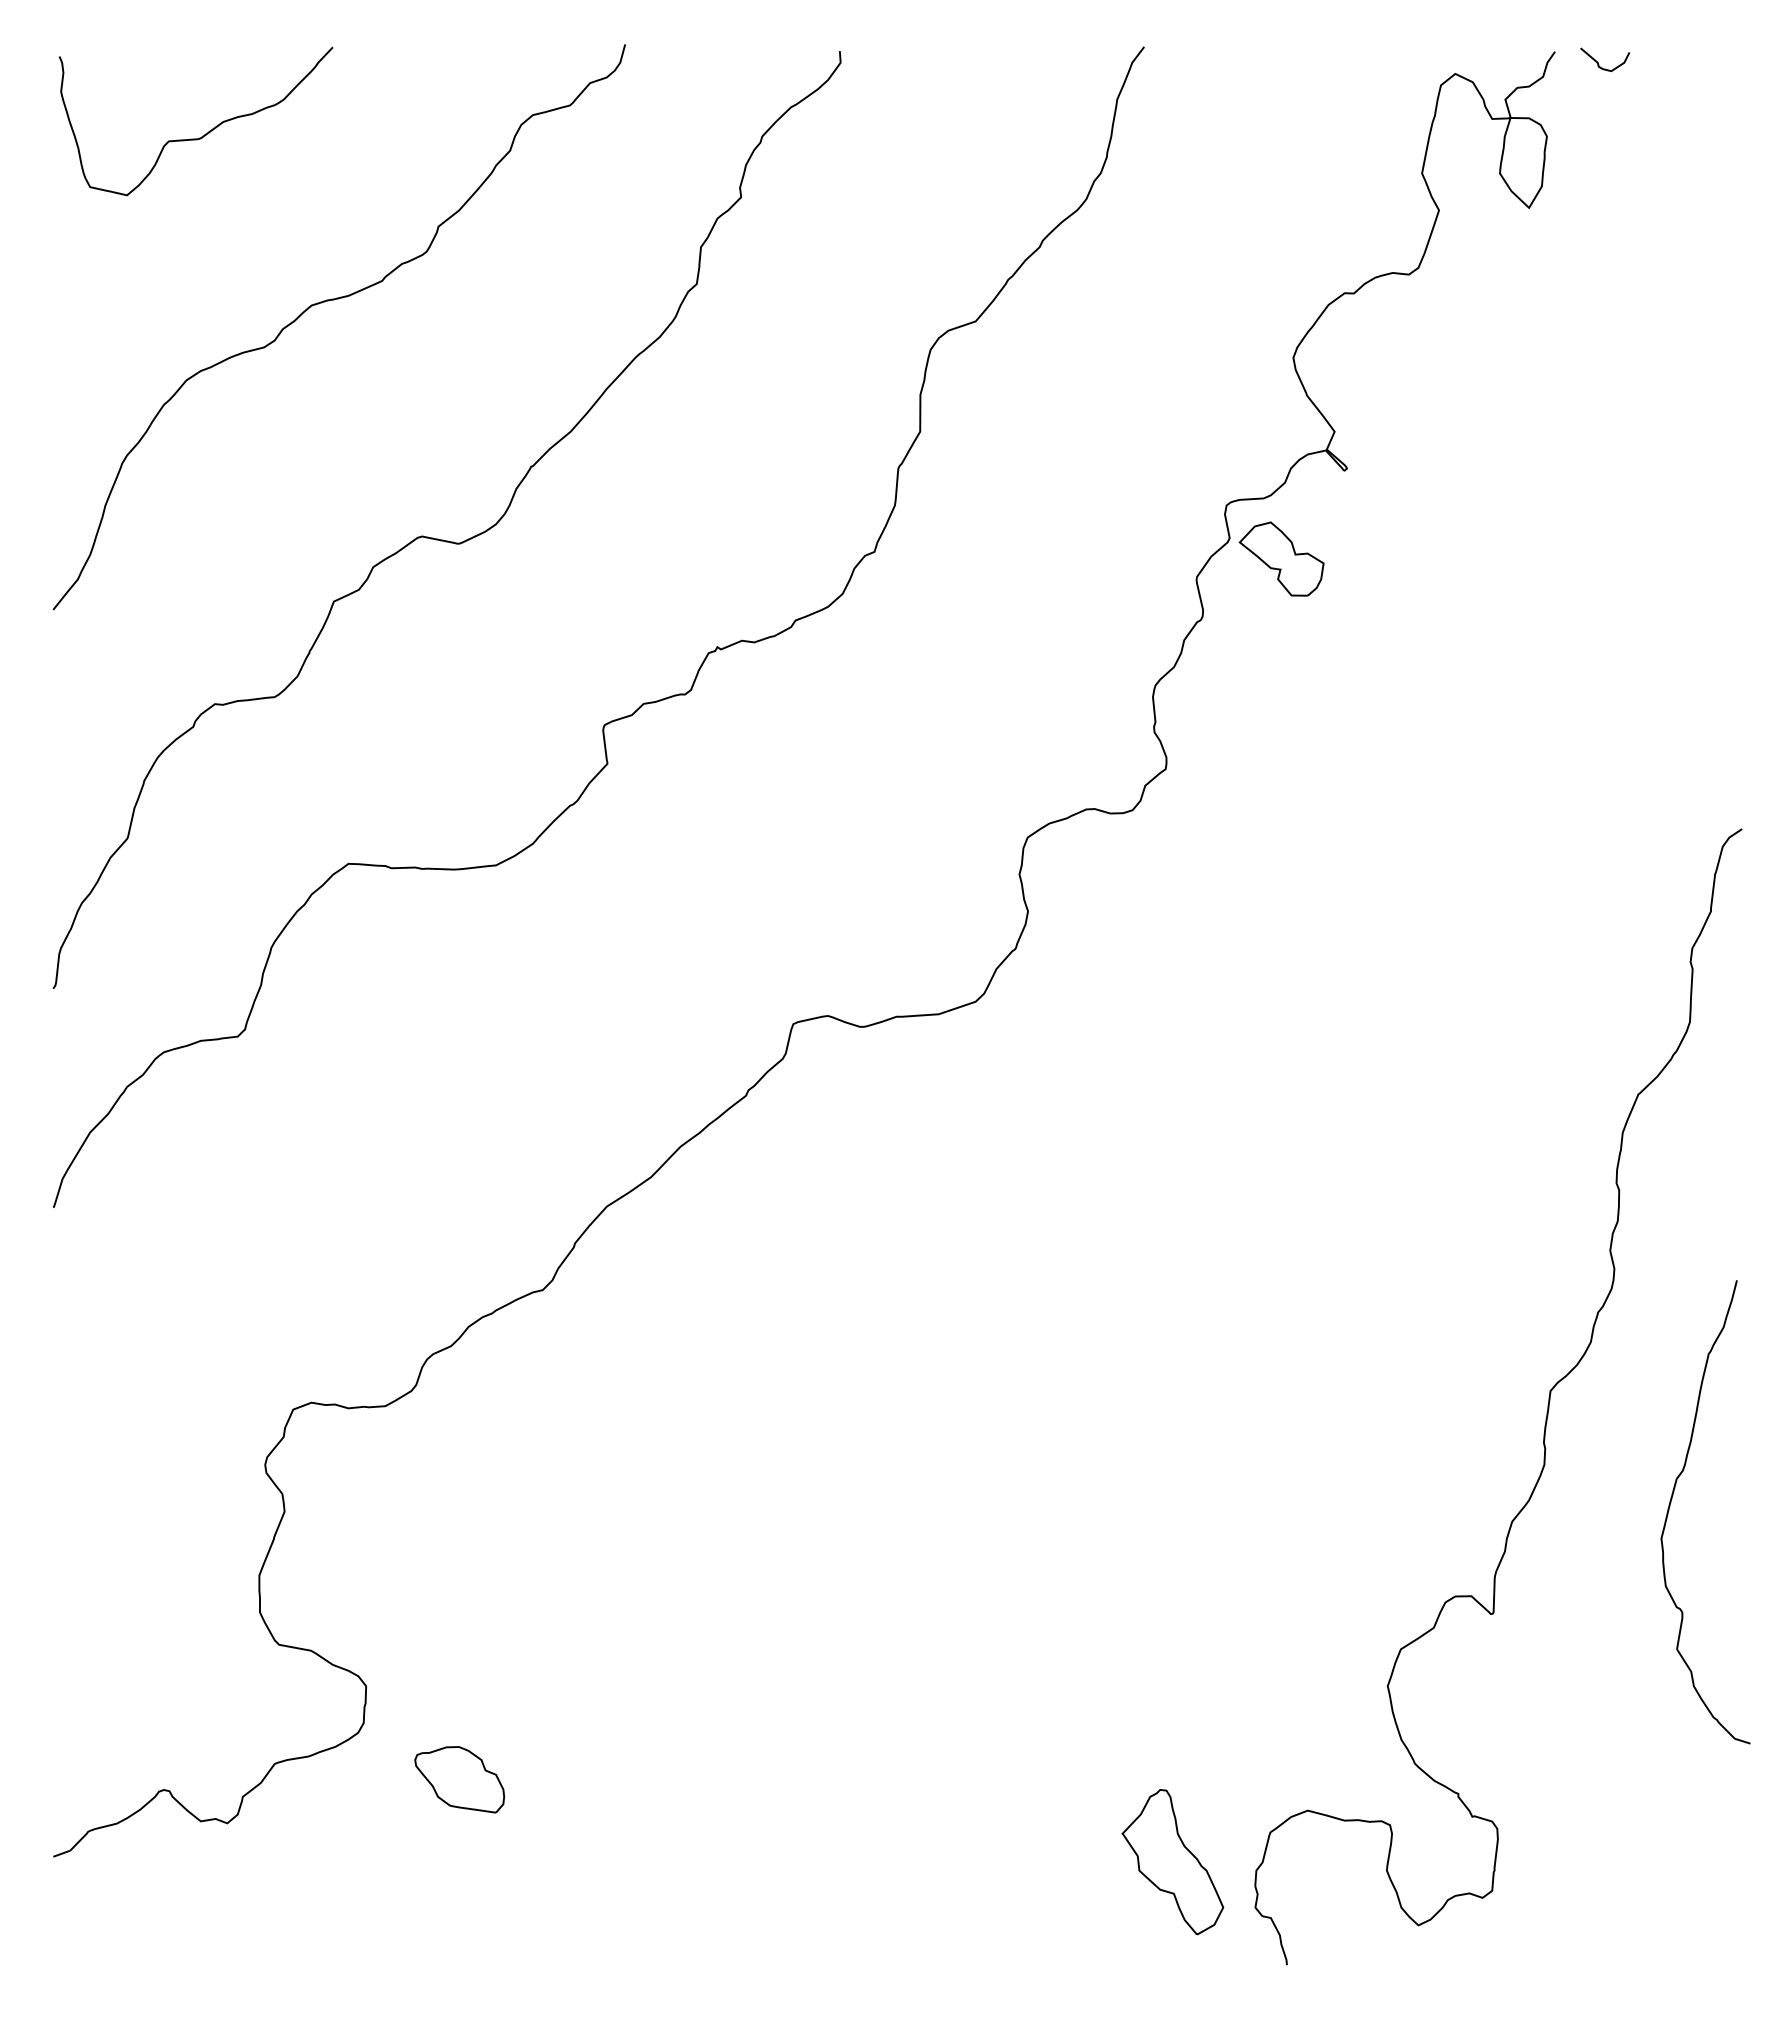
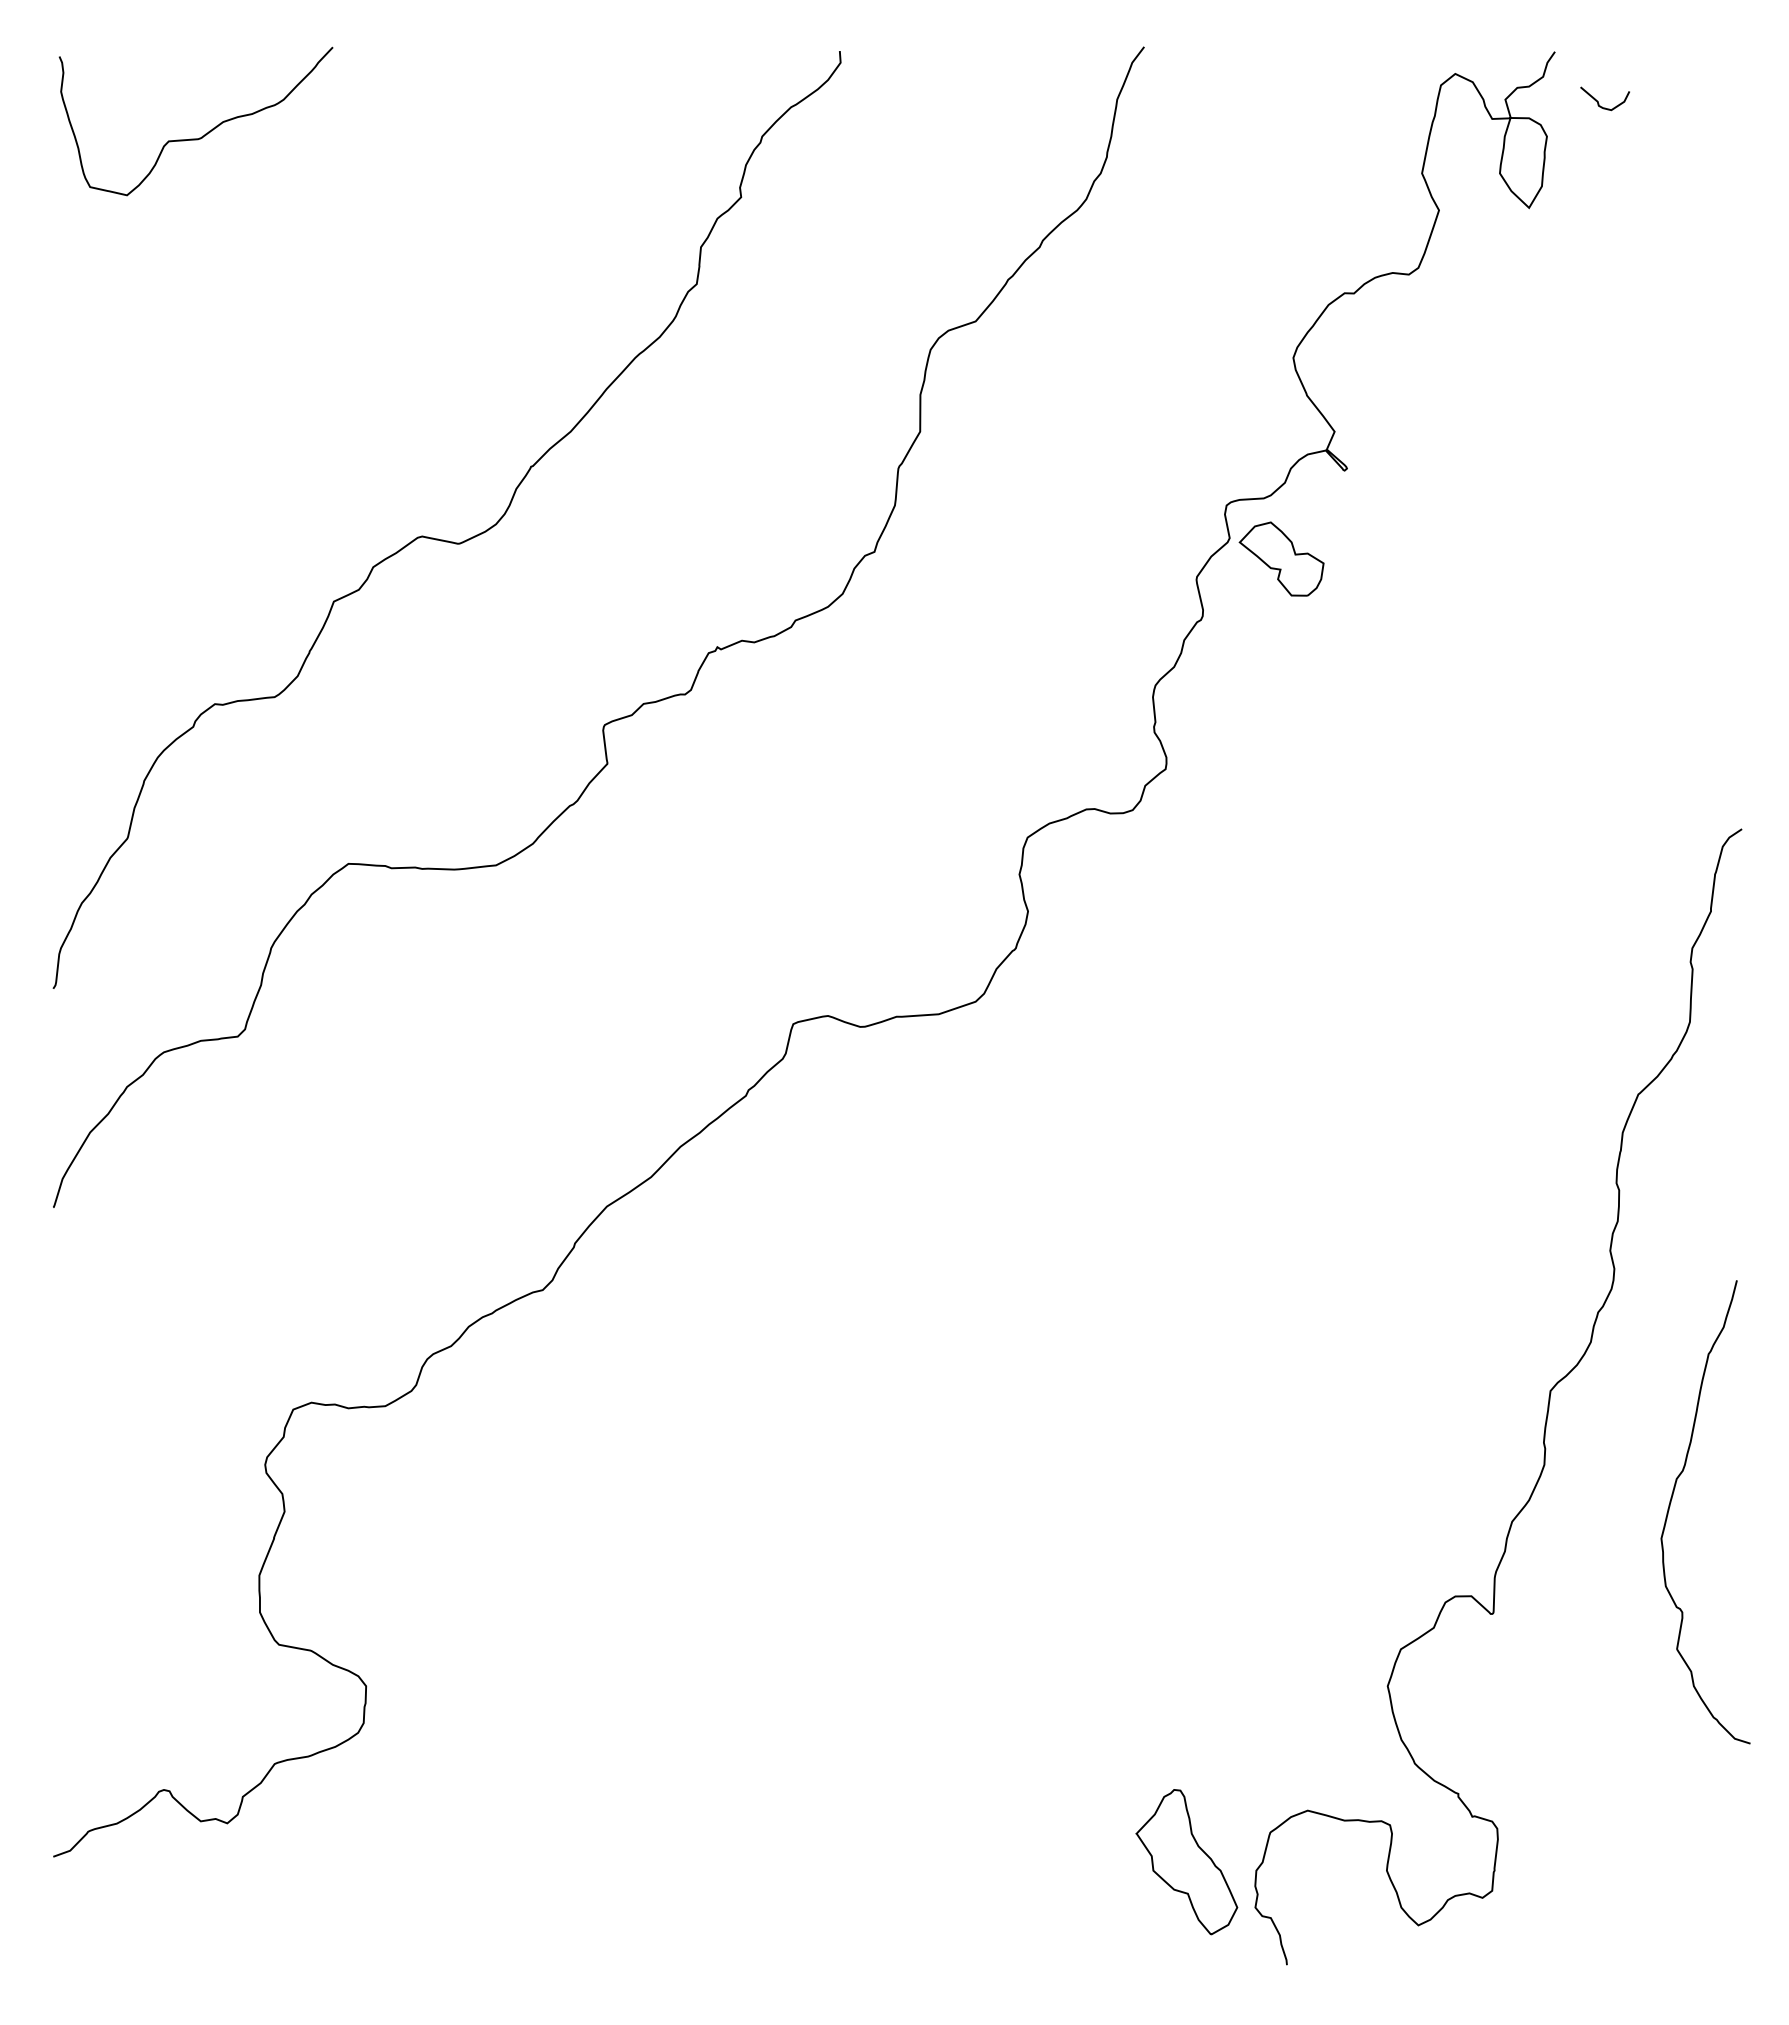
curve position: (1598, 62) -> (1598, 101) (1598, 101)
curve: present -> none (334, 300)
part: present -> none (459, 1779)
part position: (1172, 1862) -> (1186, 1862) (1186, 1862)
